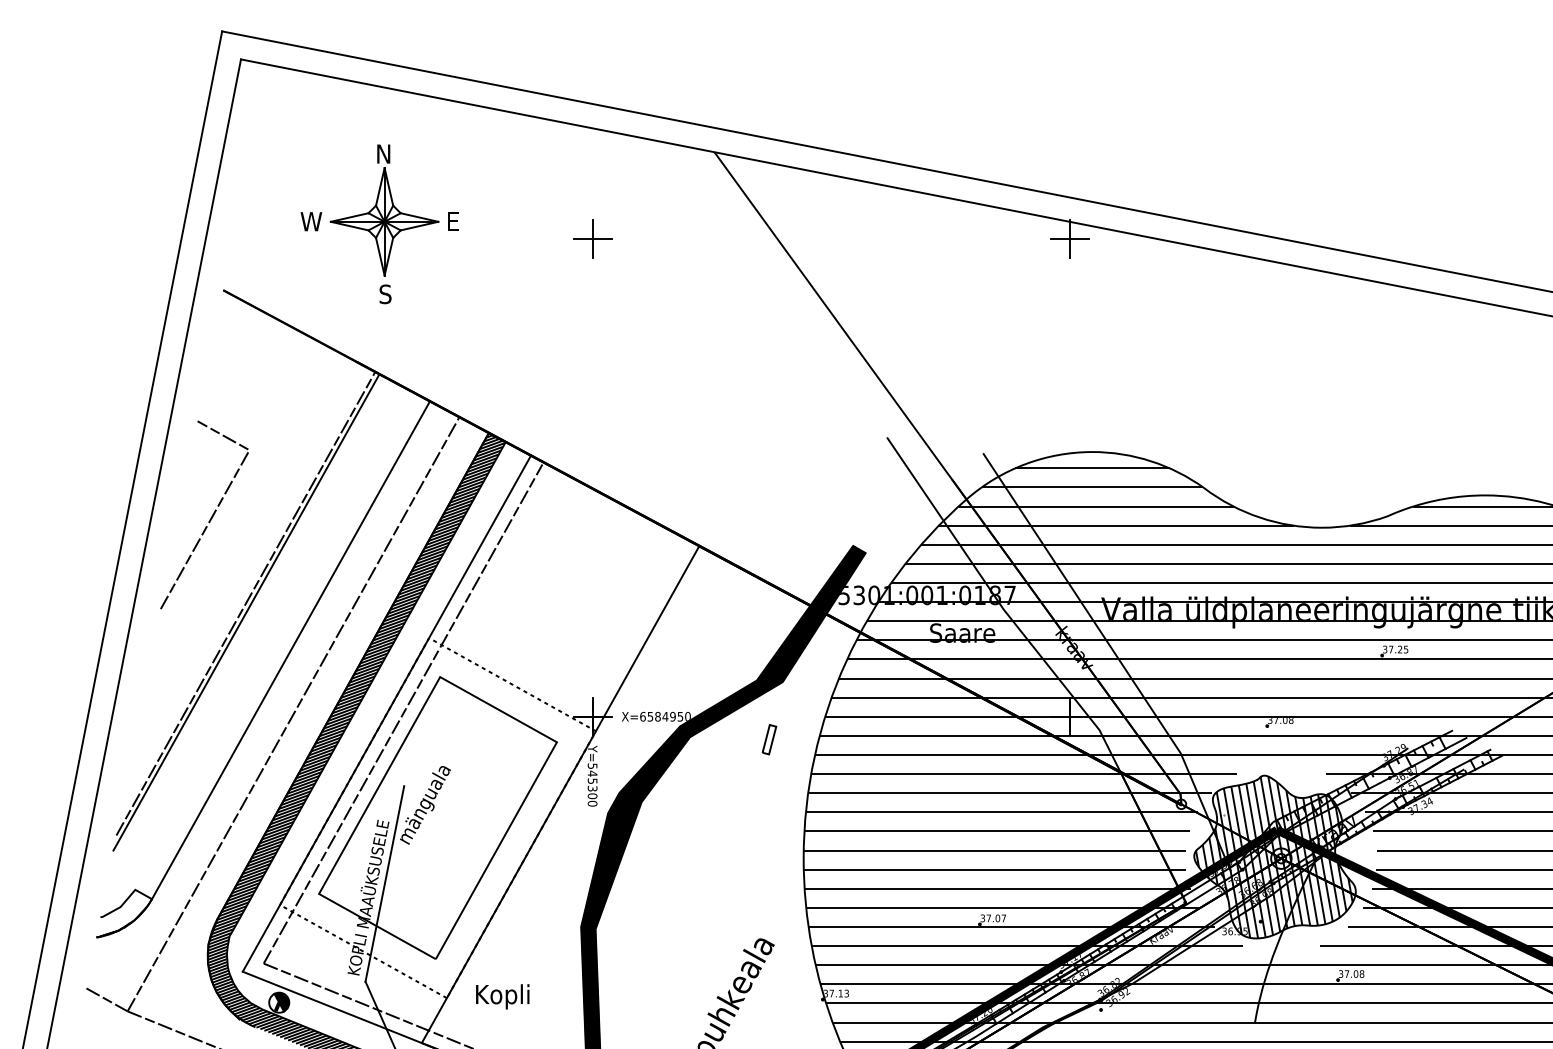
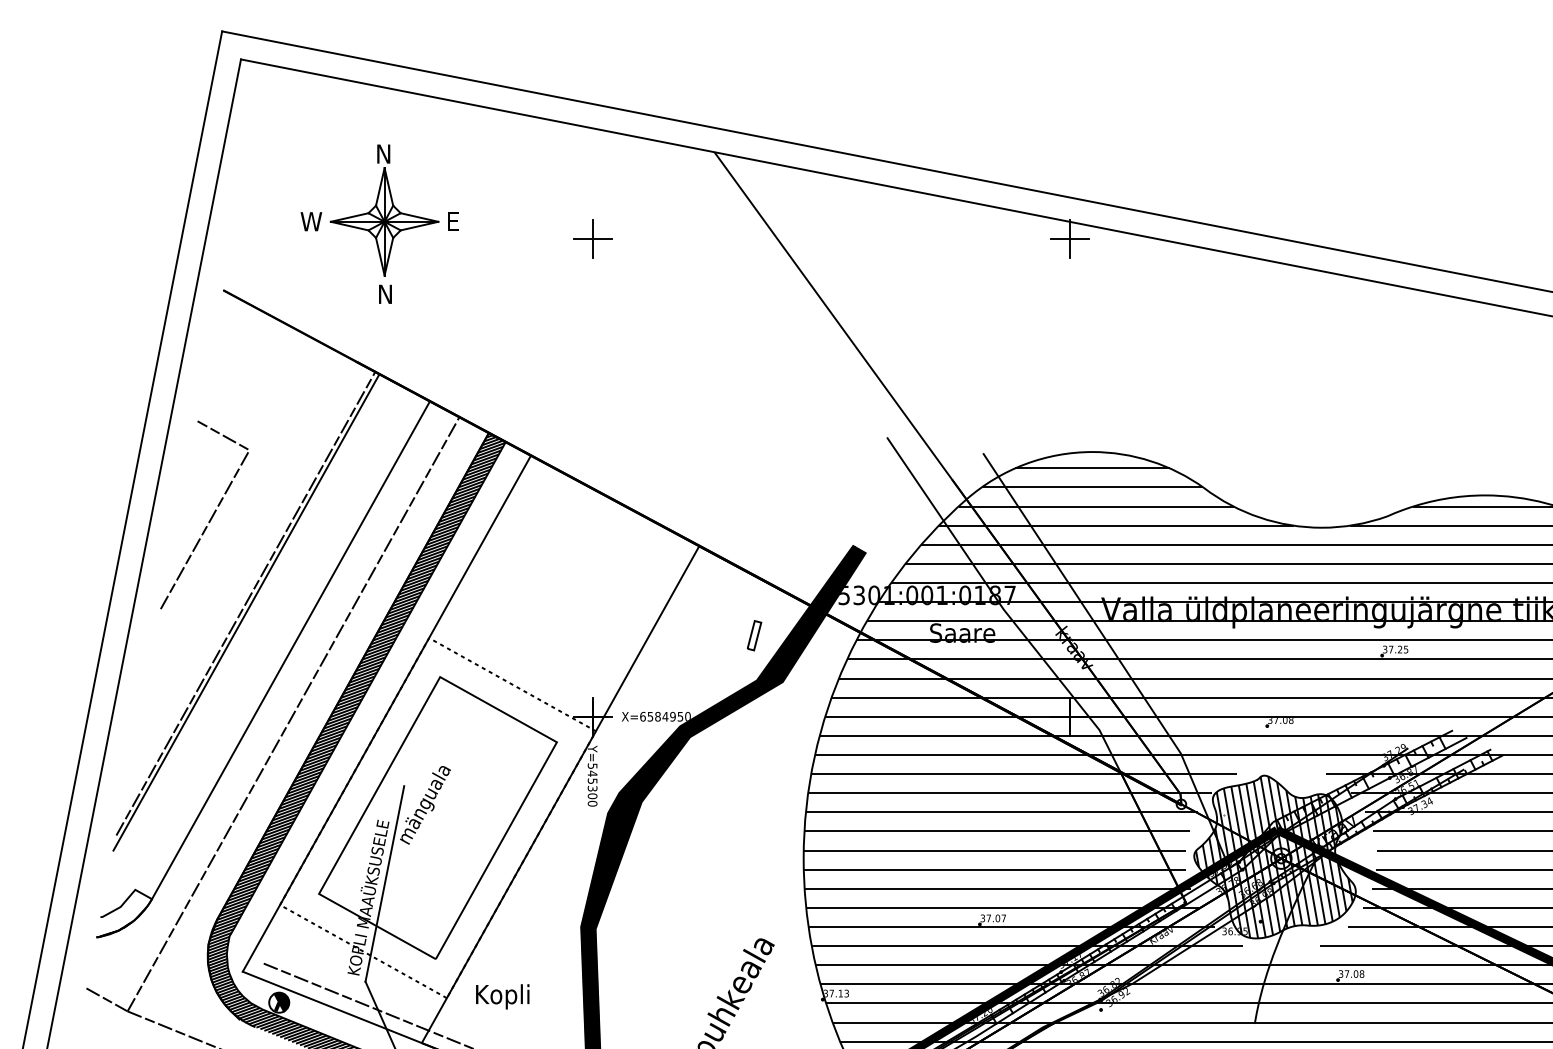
text: S -> N (385, 294)
line: present -> none (402, 713)
part position: (769, 739) -> (754, 635) (754, 635)
